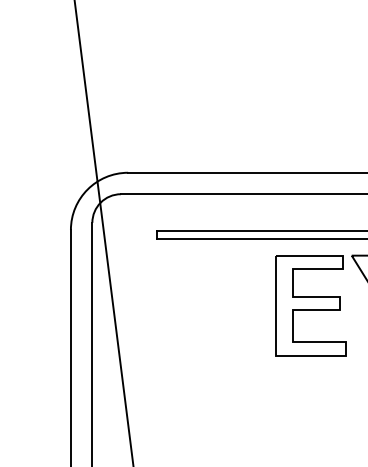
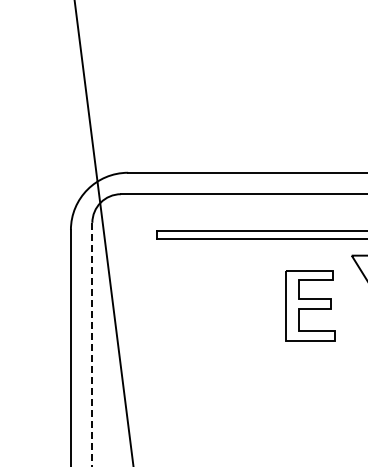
part size: 72x102 px -> 51x72 px (310, 305)
line: solid -> dashed (92, 344)
